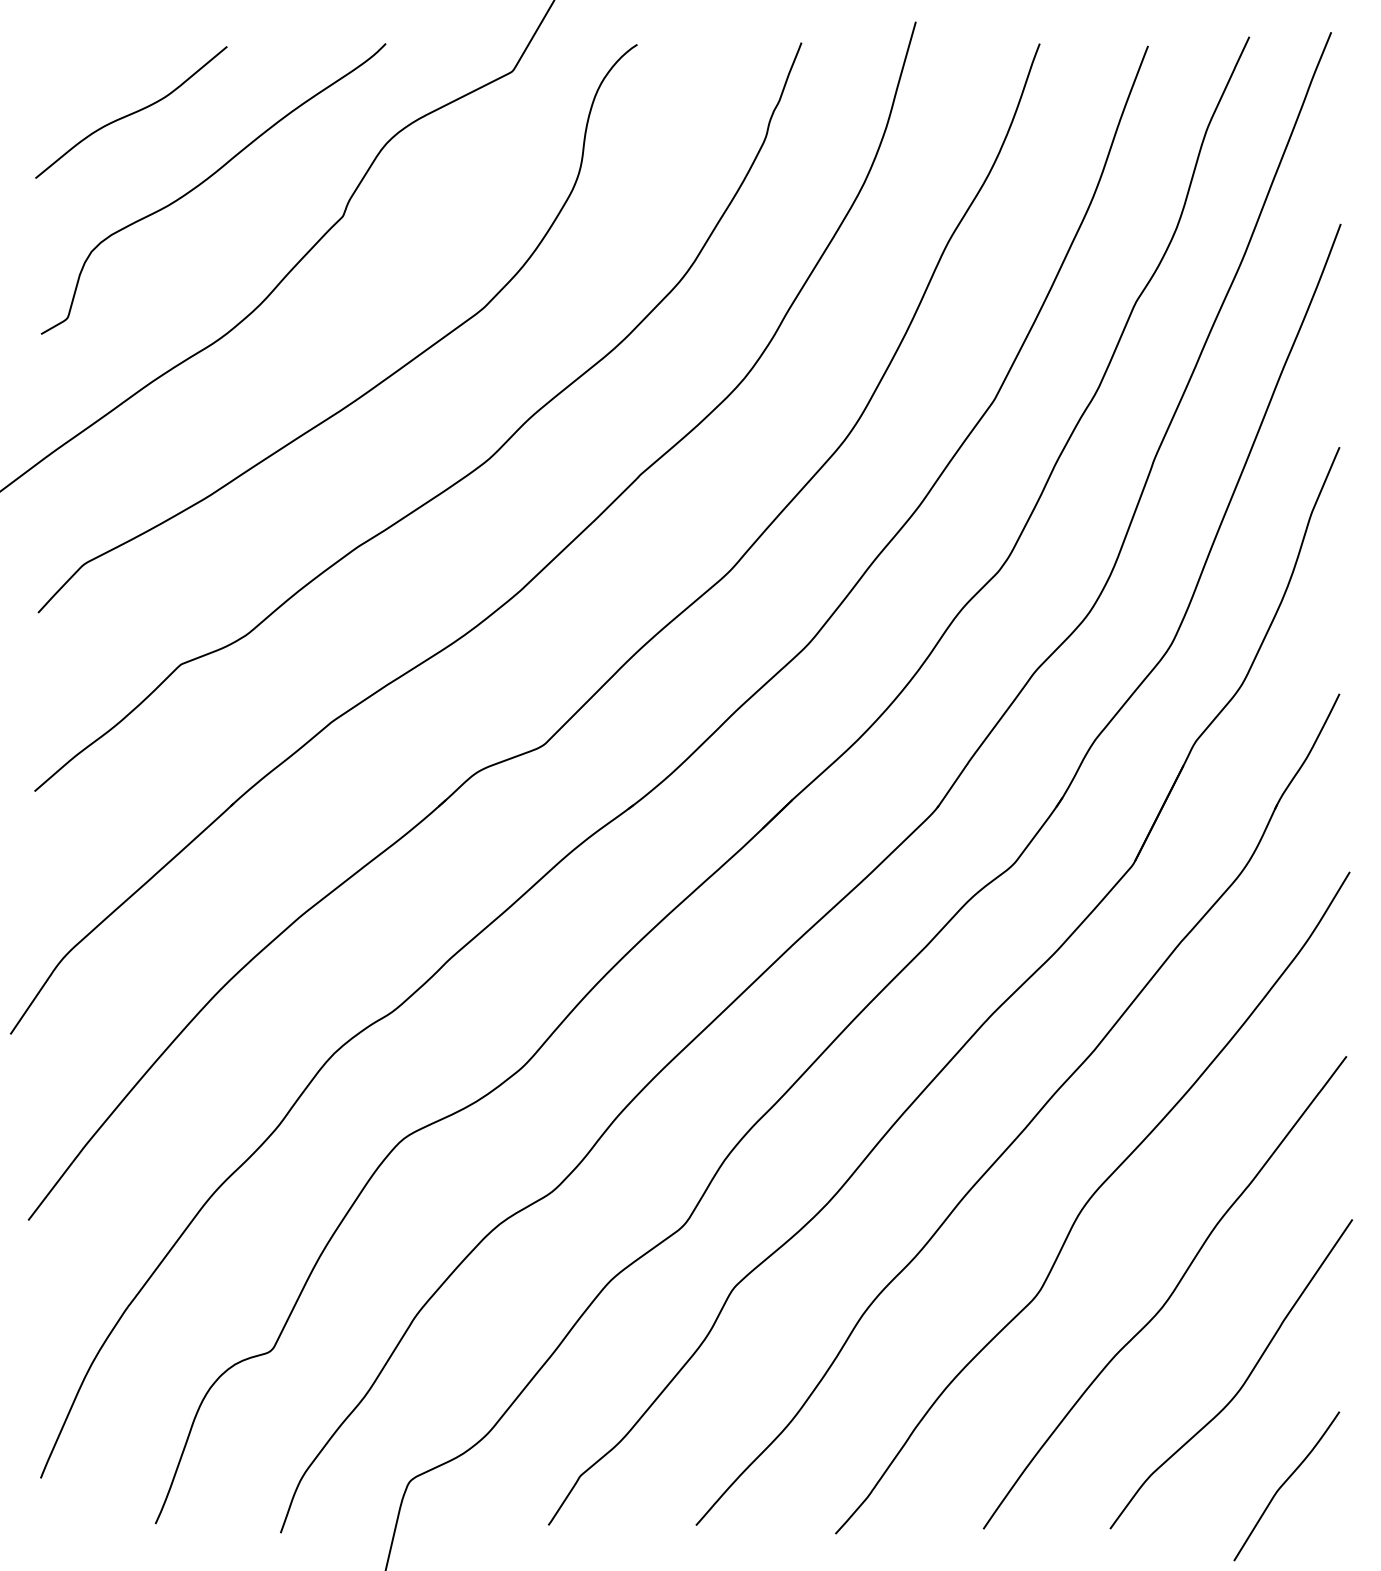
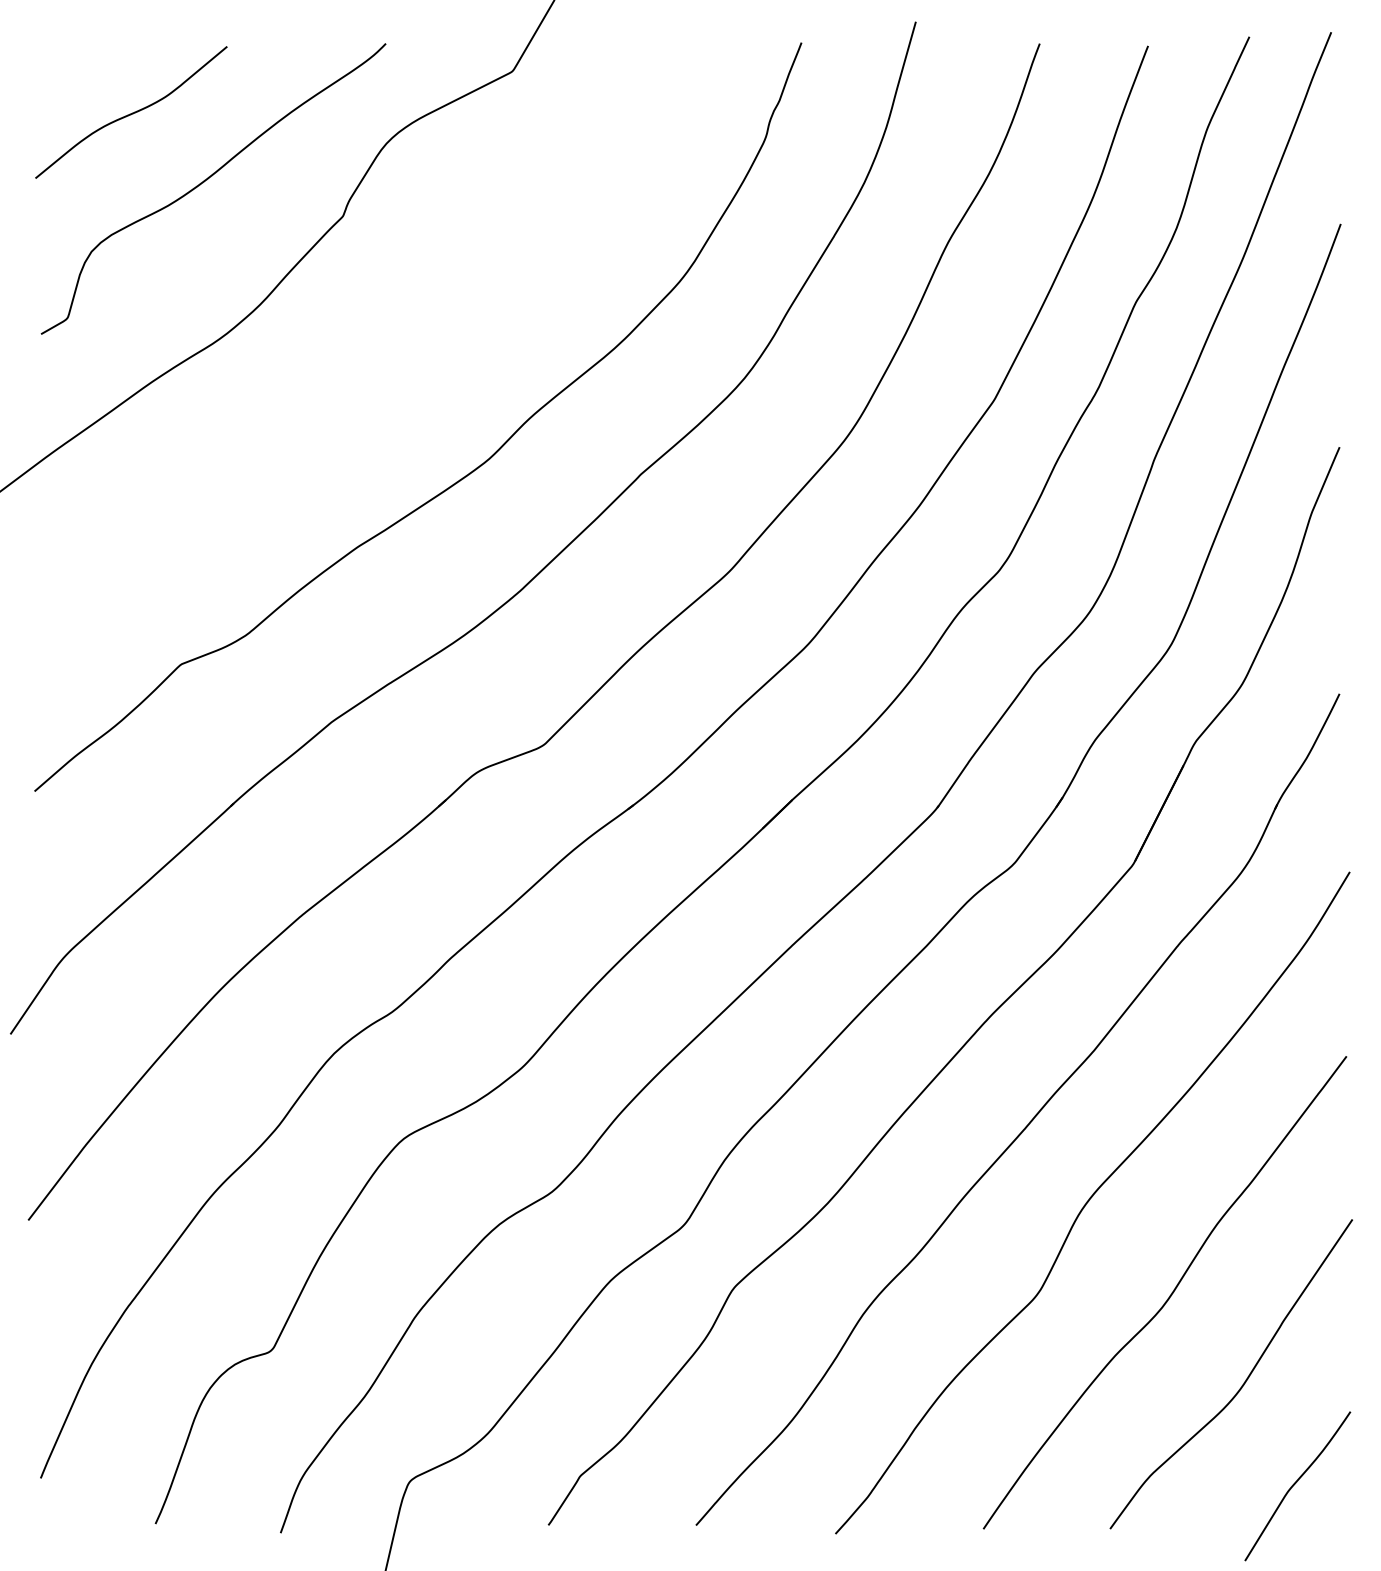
curve: present -> none (376, 384)
curve position: (1284, 1484) -> (1295, 1484) (1295, 1484)
